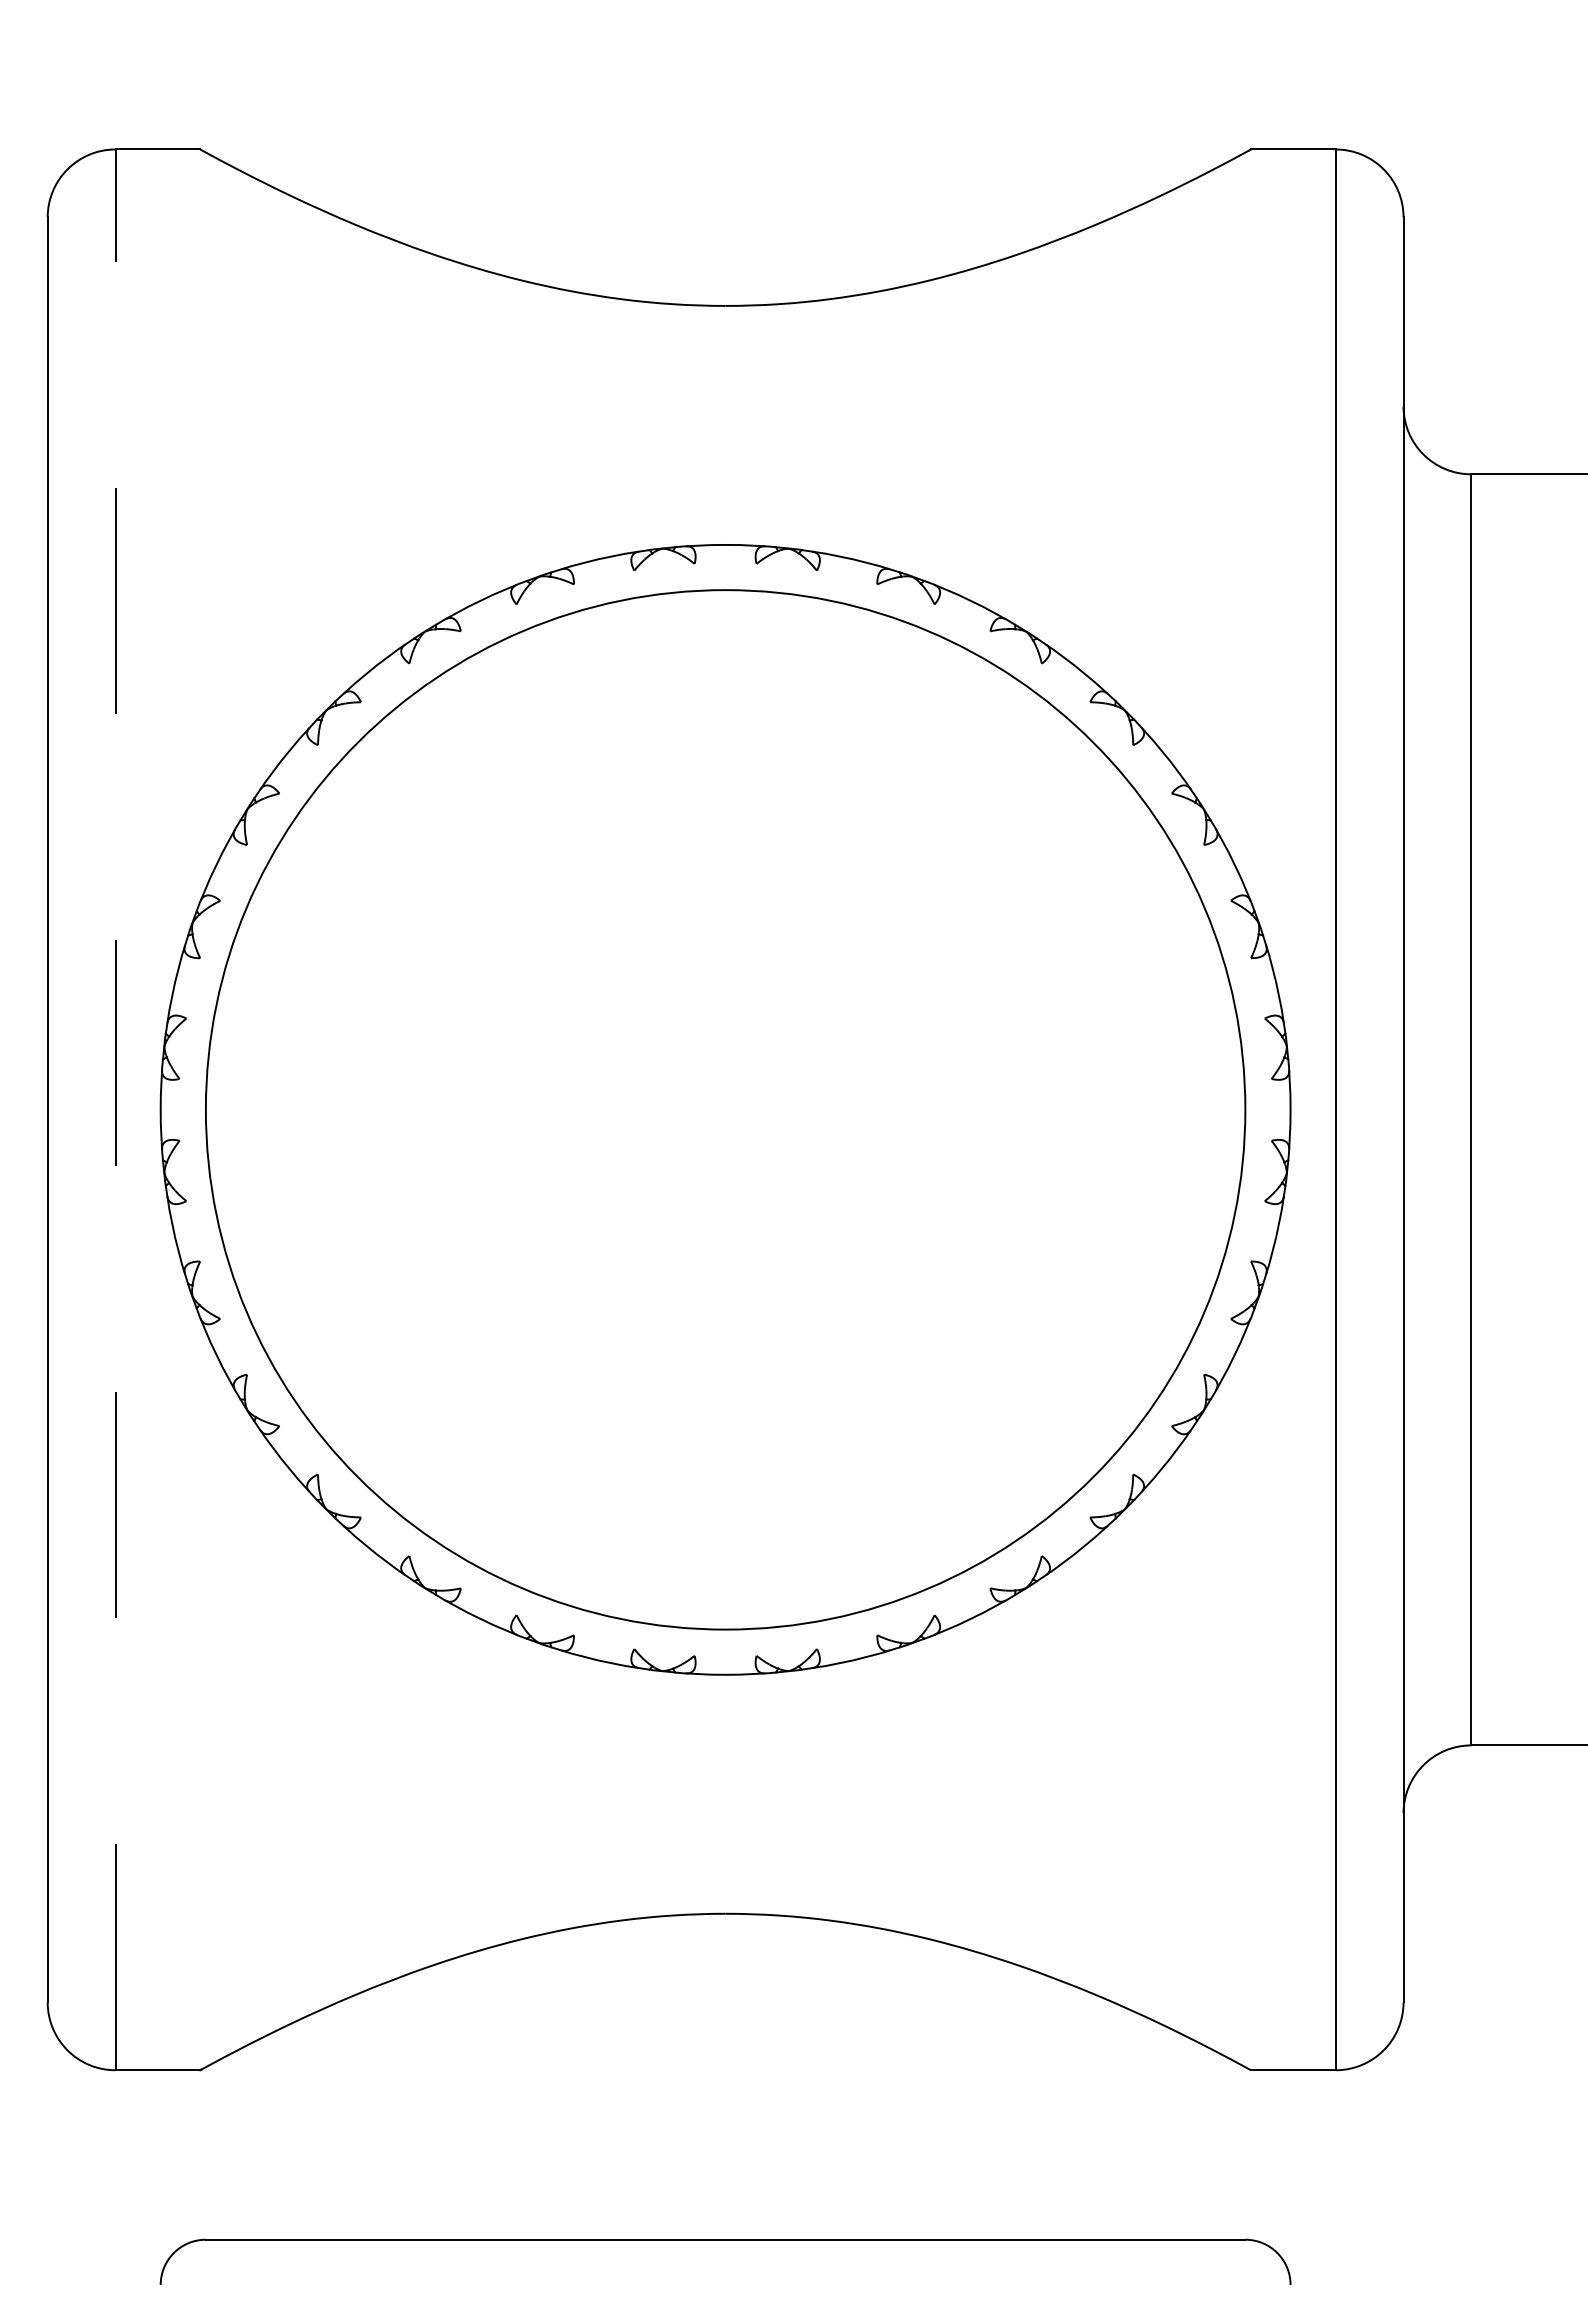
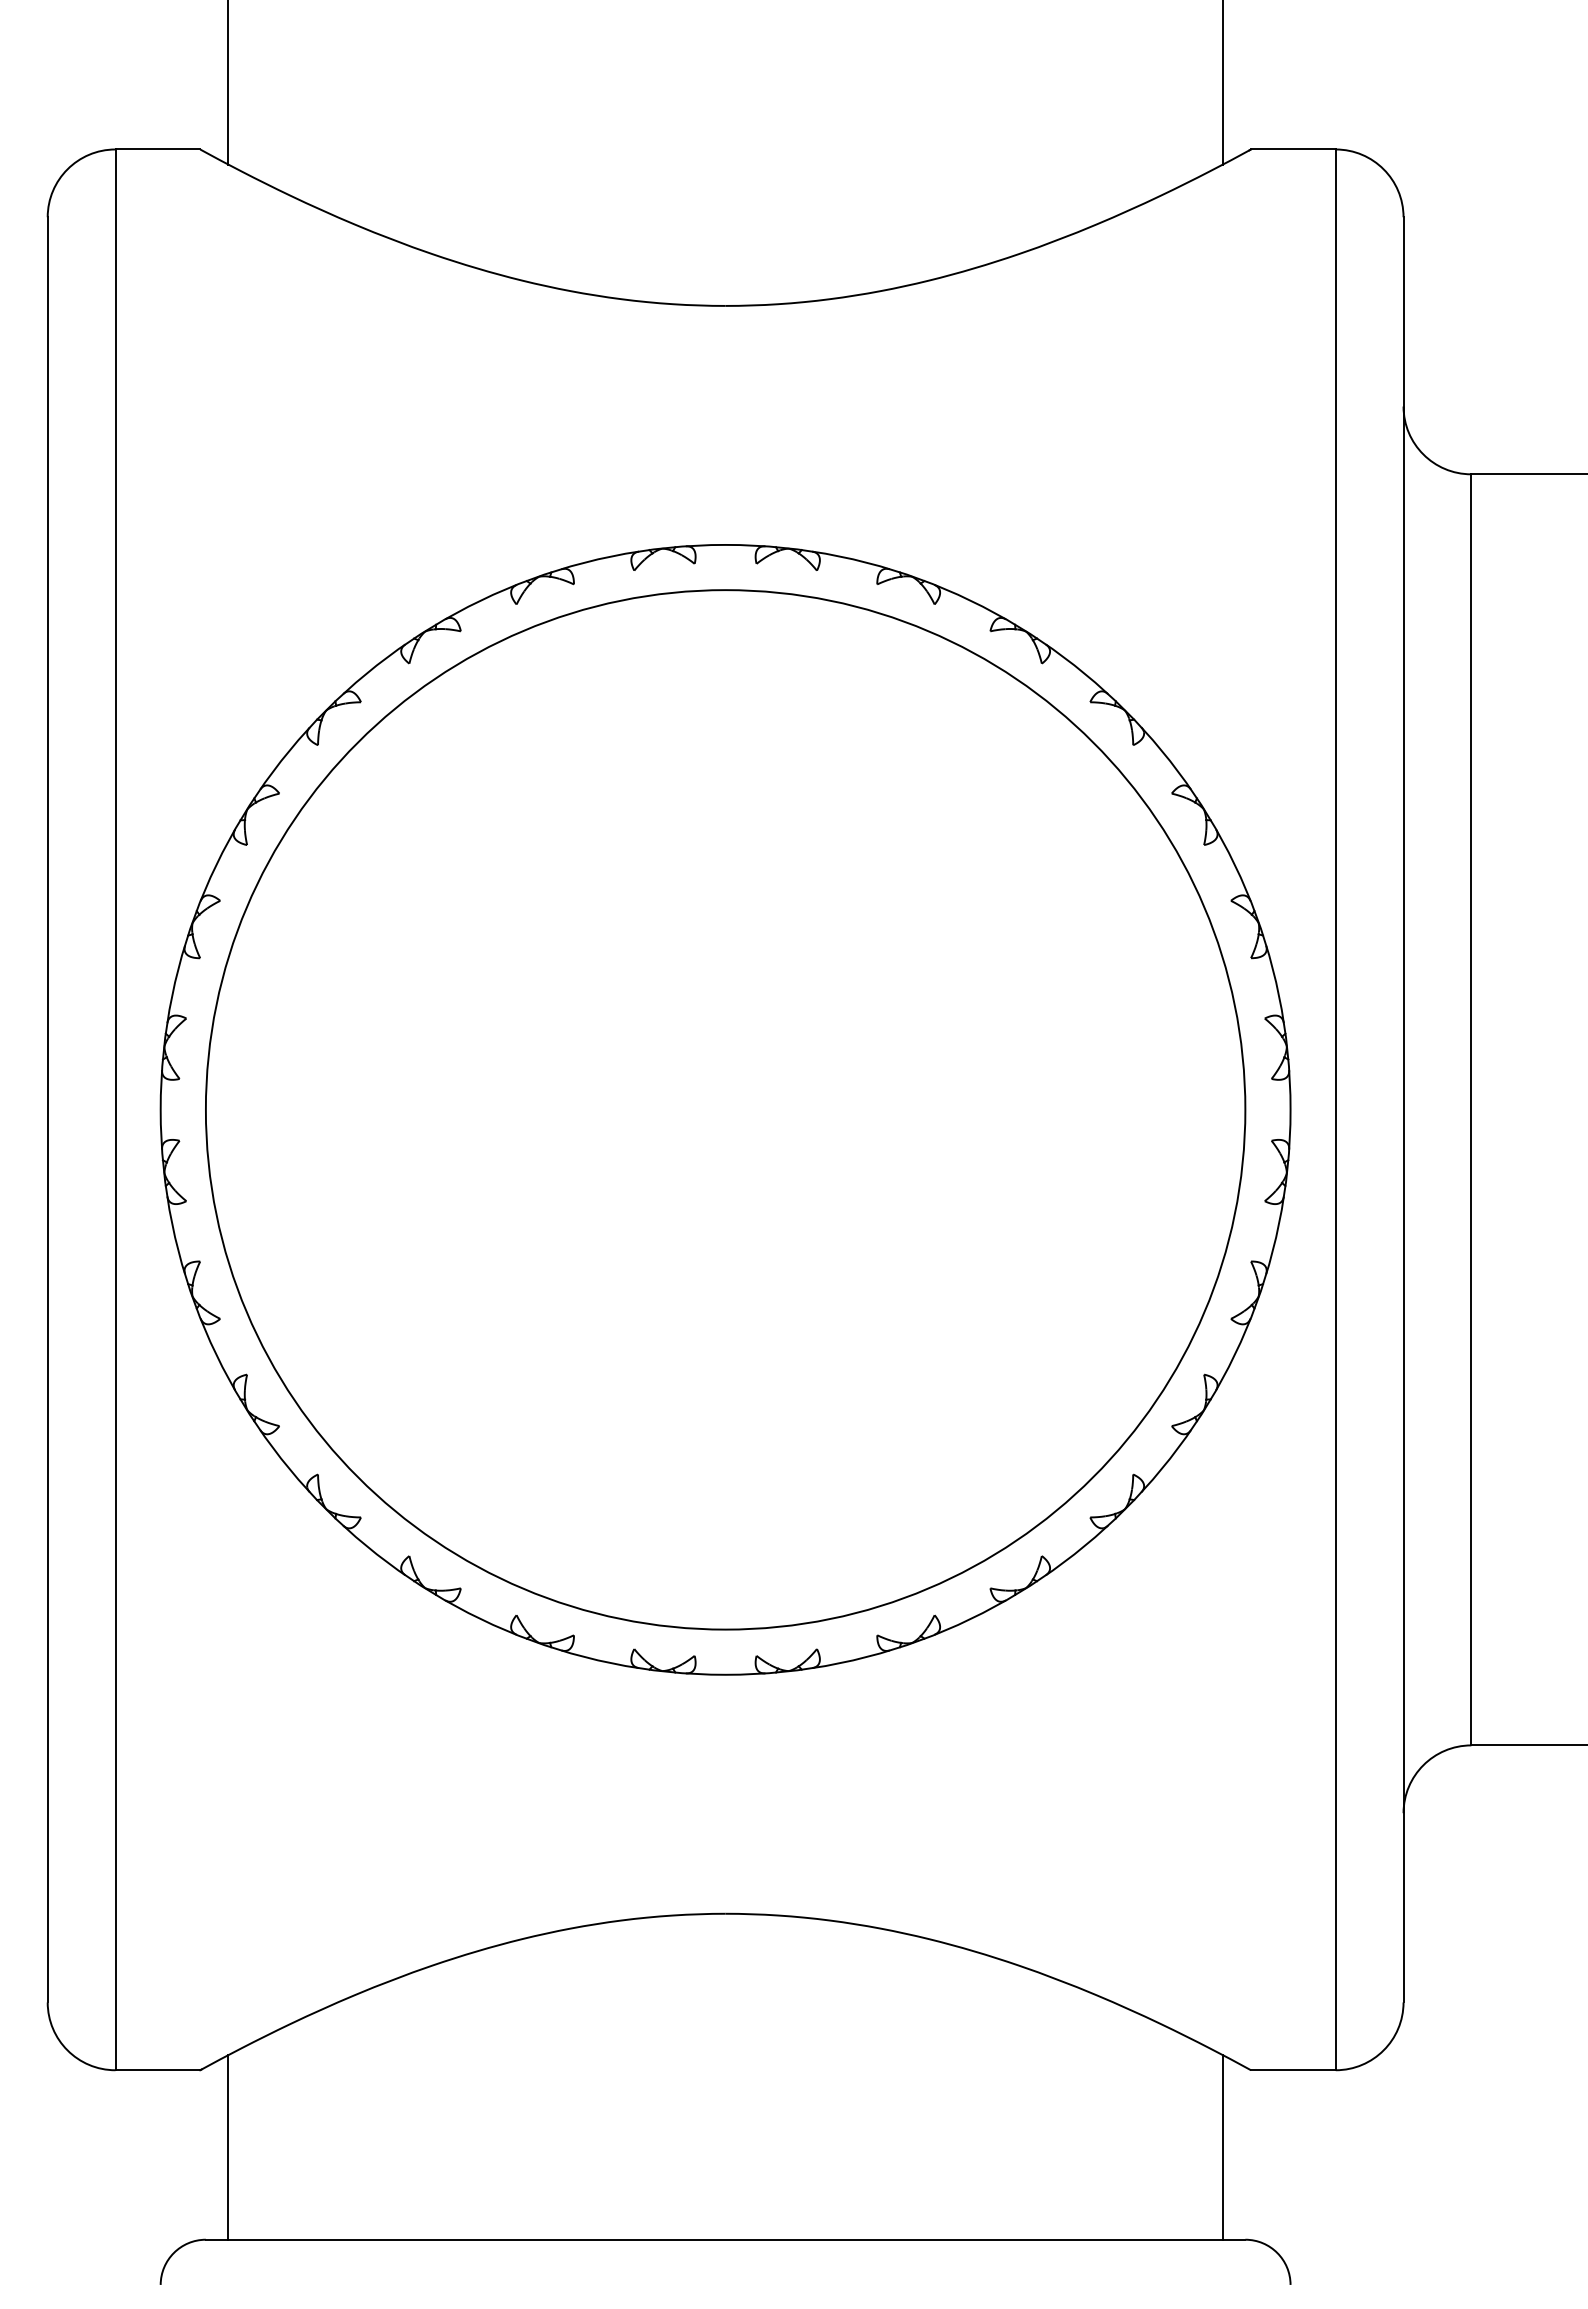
line: none -> present (228, 83)
line: none -> present (1222, 83)
line: dashed -> solid (115, 1109)
line: none -> present (228, 2147)
line: none -> present (1222, 2147)
